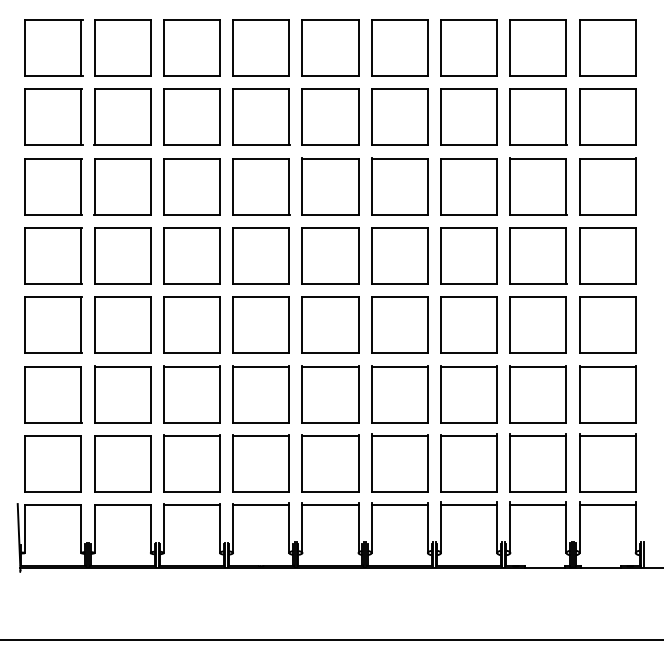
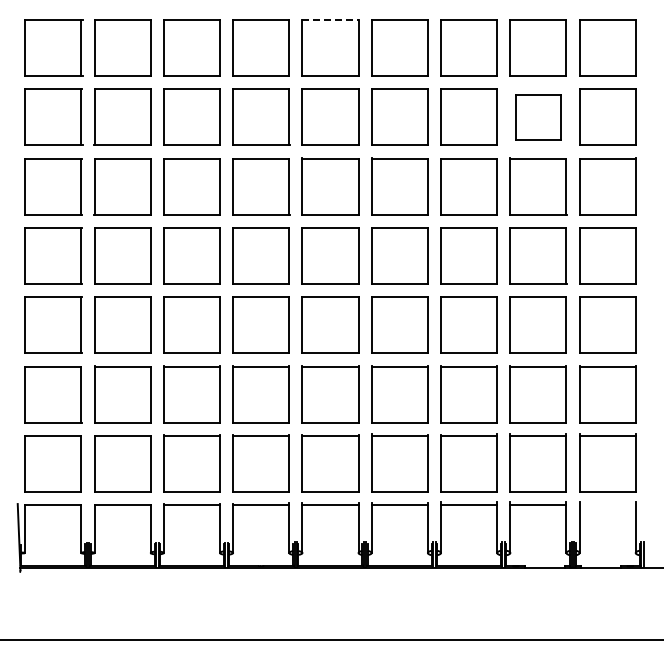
line: solid -> dashed (331, 20)
part size: 59x58 px -> 47x47 px (538, 117)
line: present -> none (607, 505)
